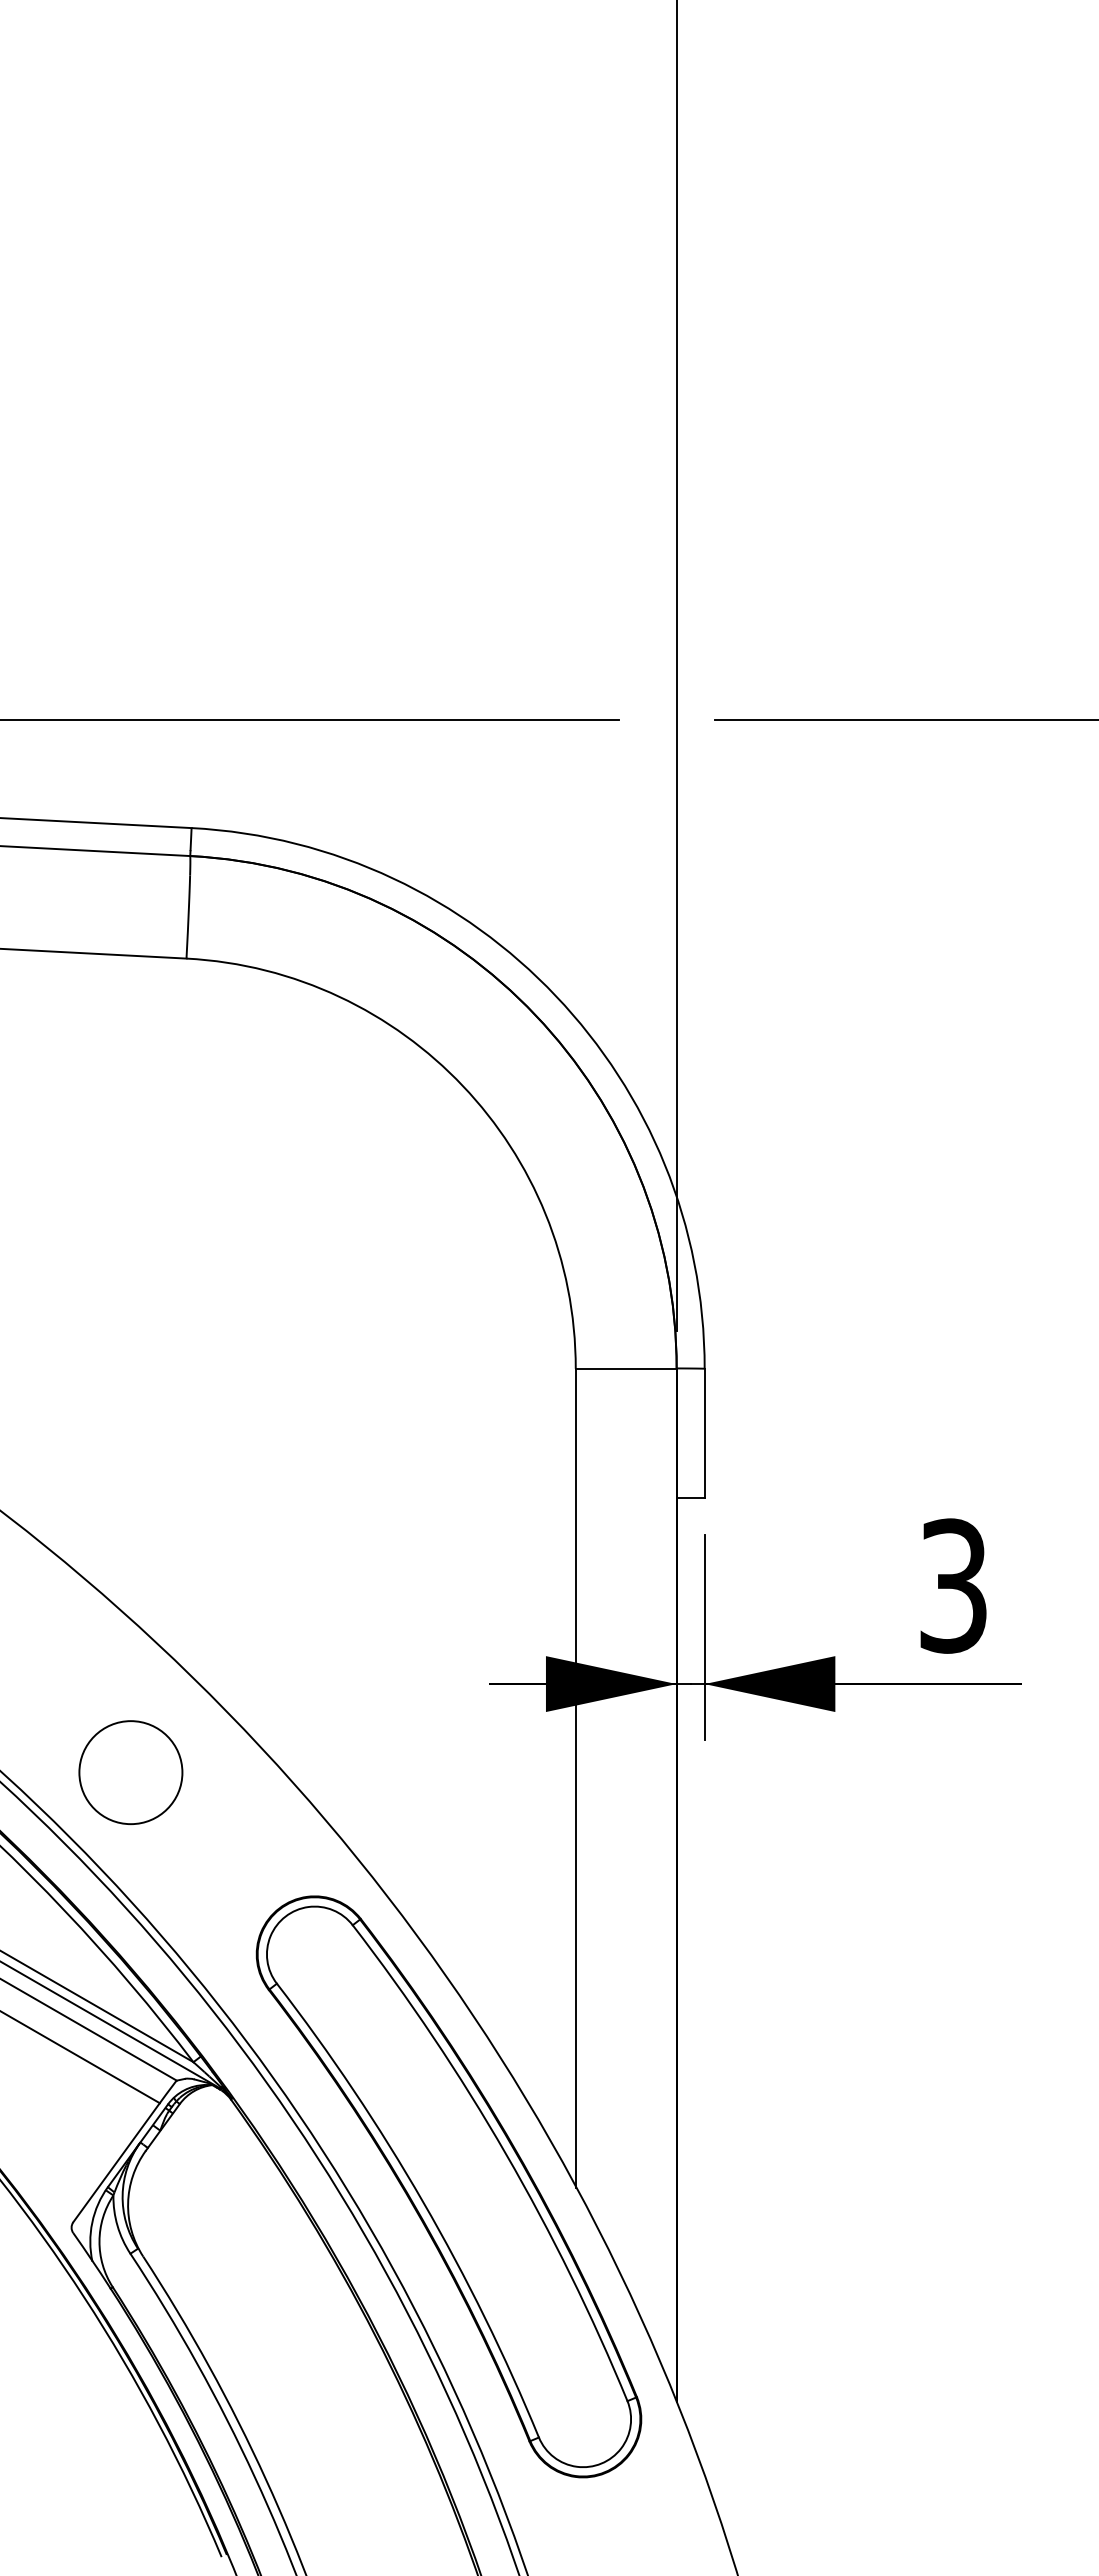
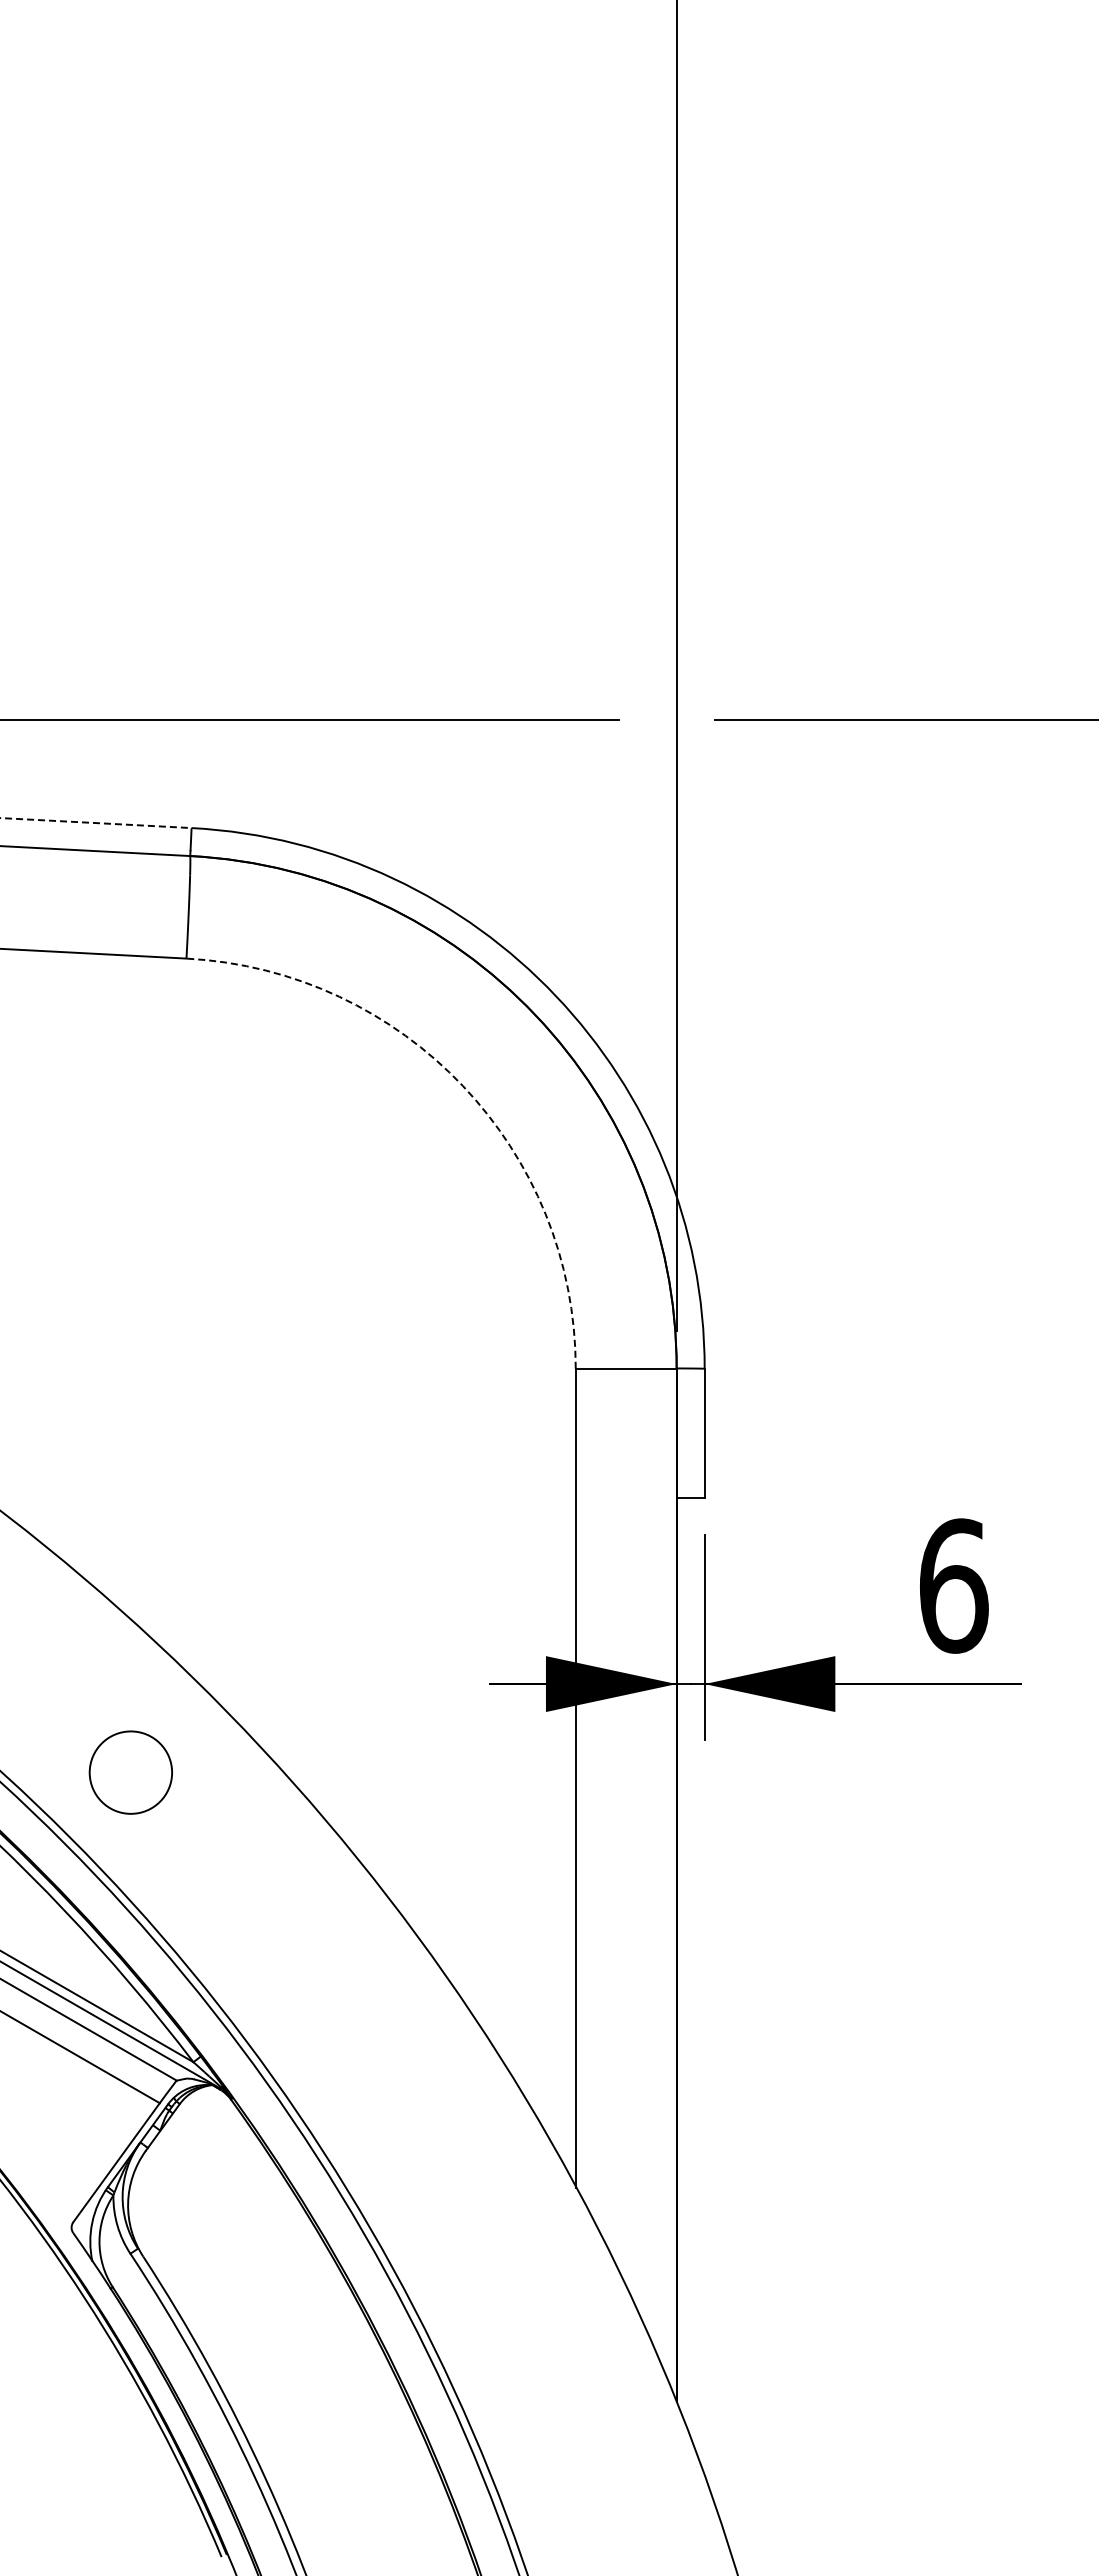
line: solid -> dashed (96, 823)
arc: solid -> dashed (462, 1086)
text: 3 -> 6 (954, 1585)
circle diameter: 103 px -> 82 px (130, 1772)
part: present -> none (448, 2186)
